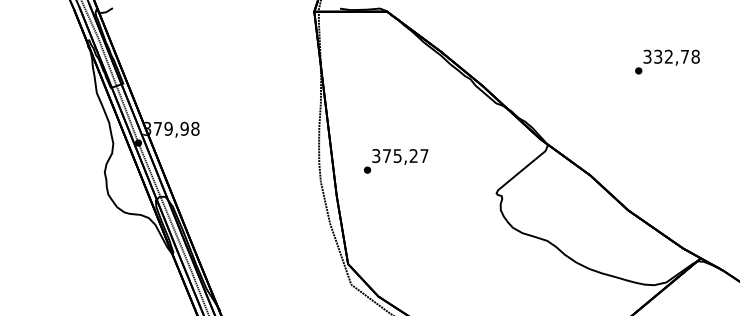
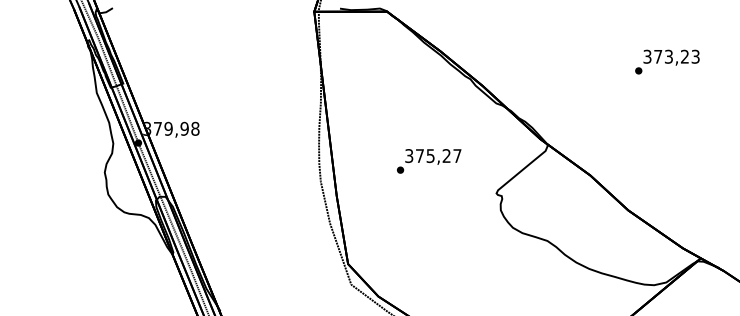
text: 332,78 -> 373,23 (676, 56)
text position: (396, 161) -> (429, 161) (429, 161)
